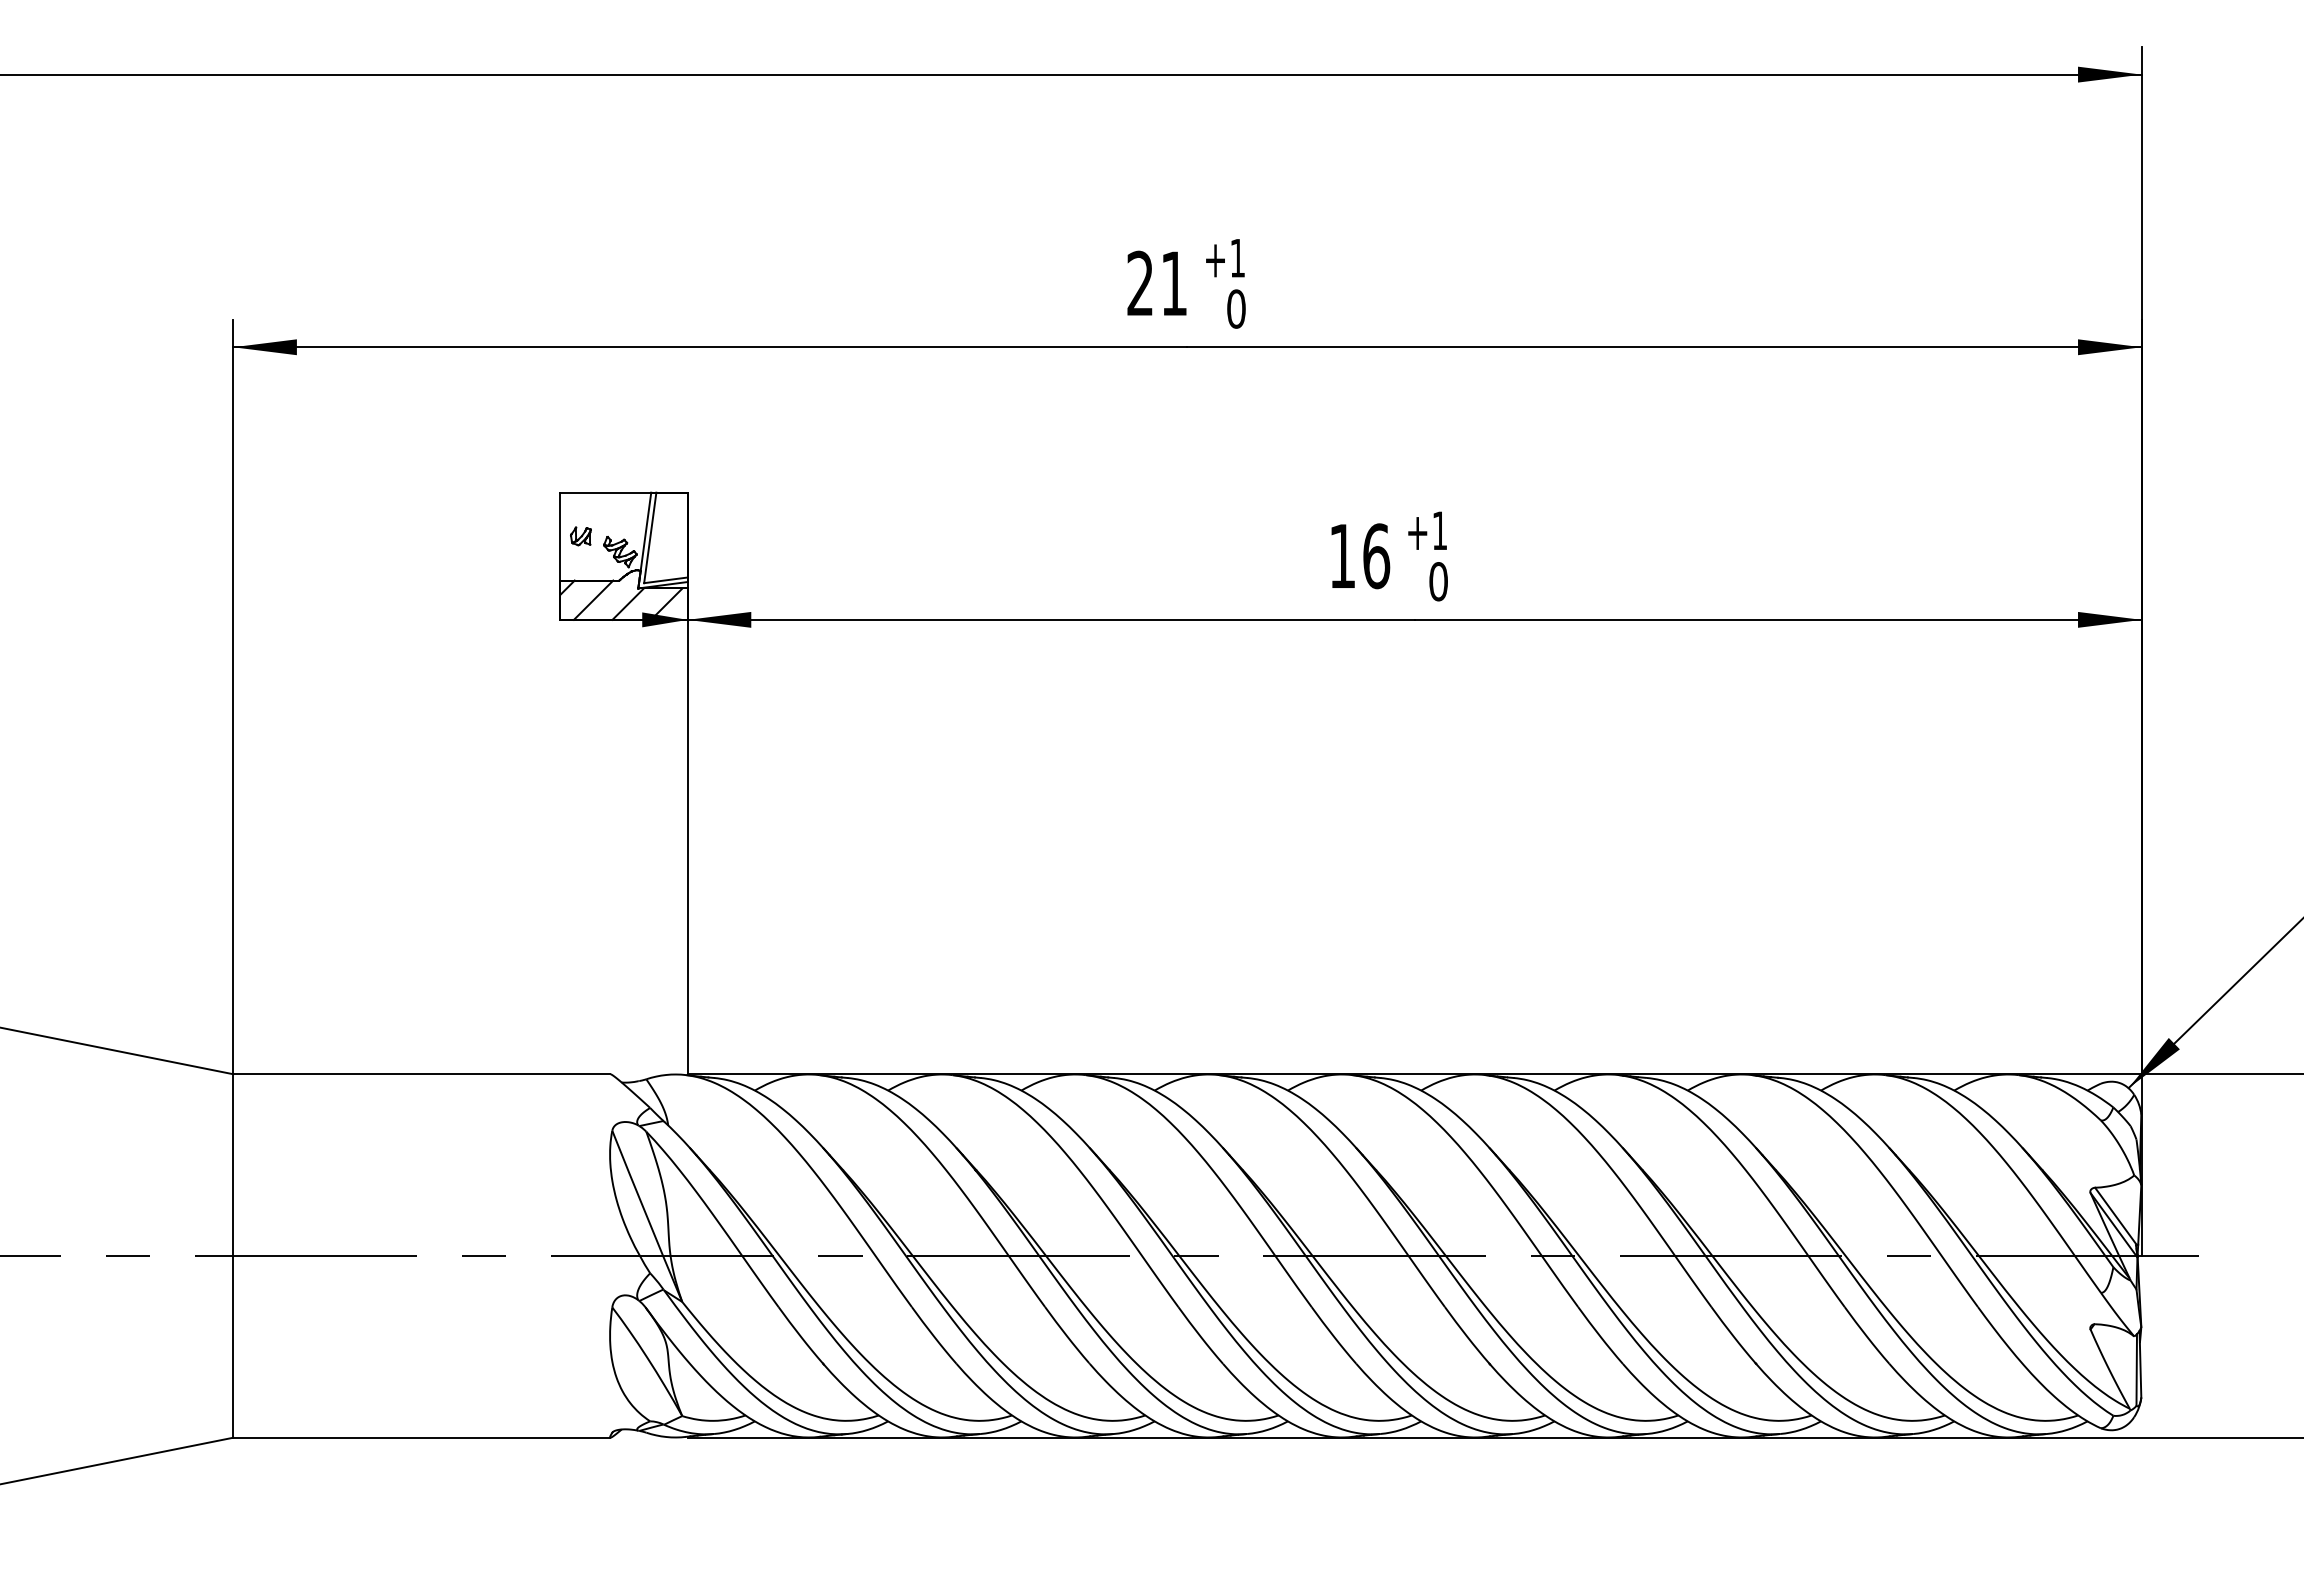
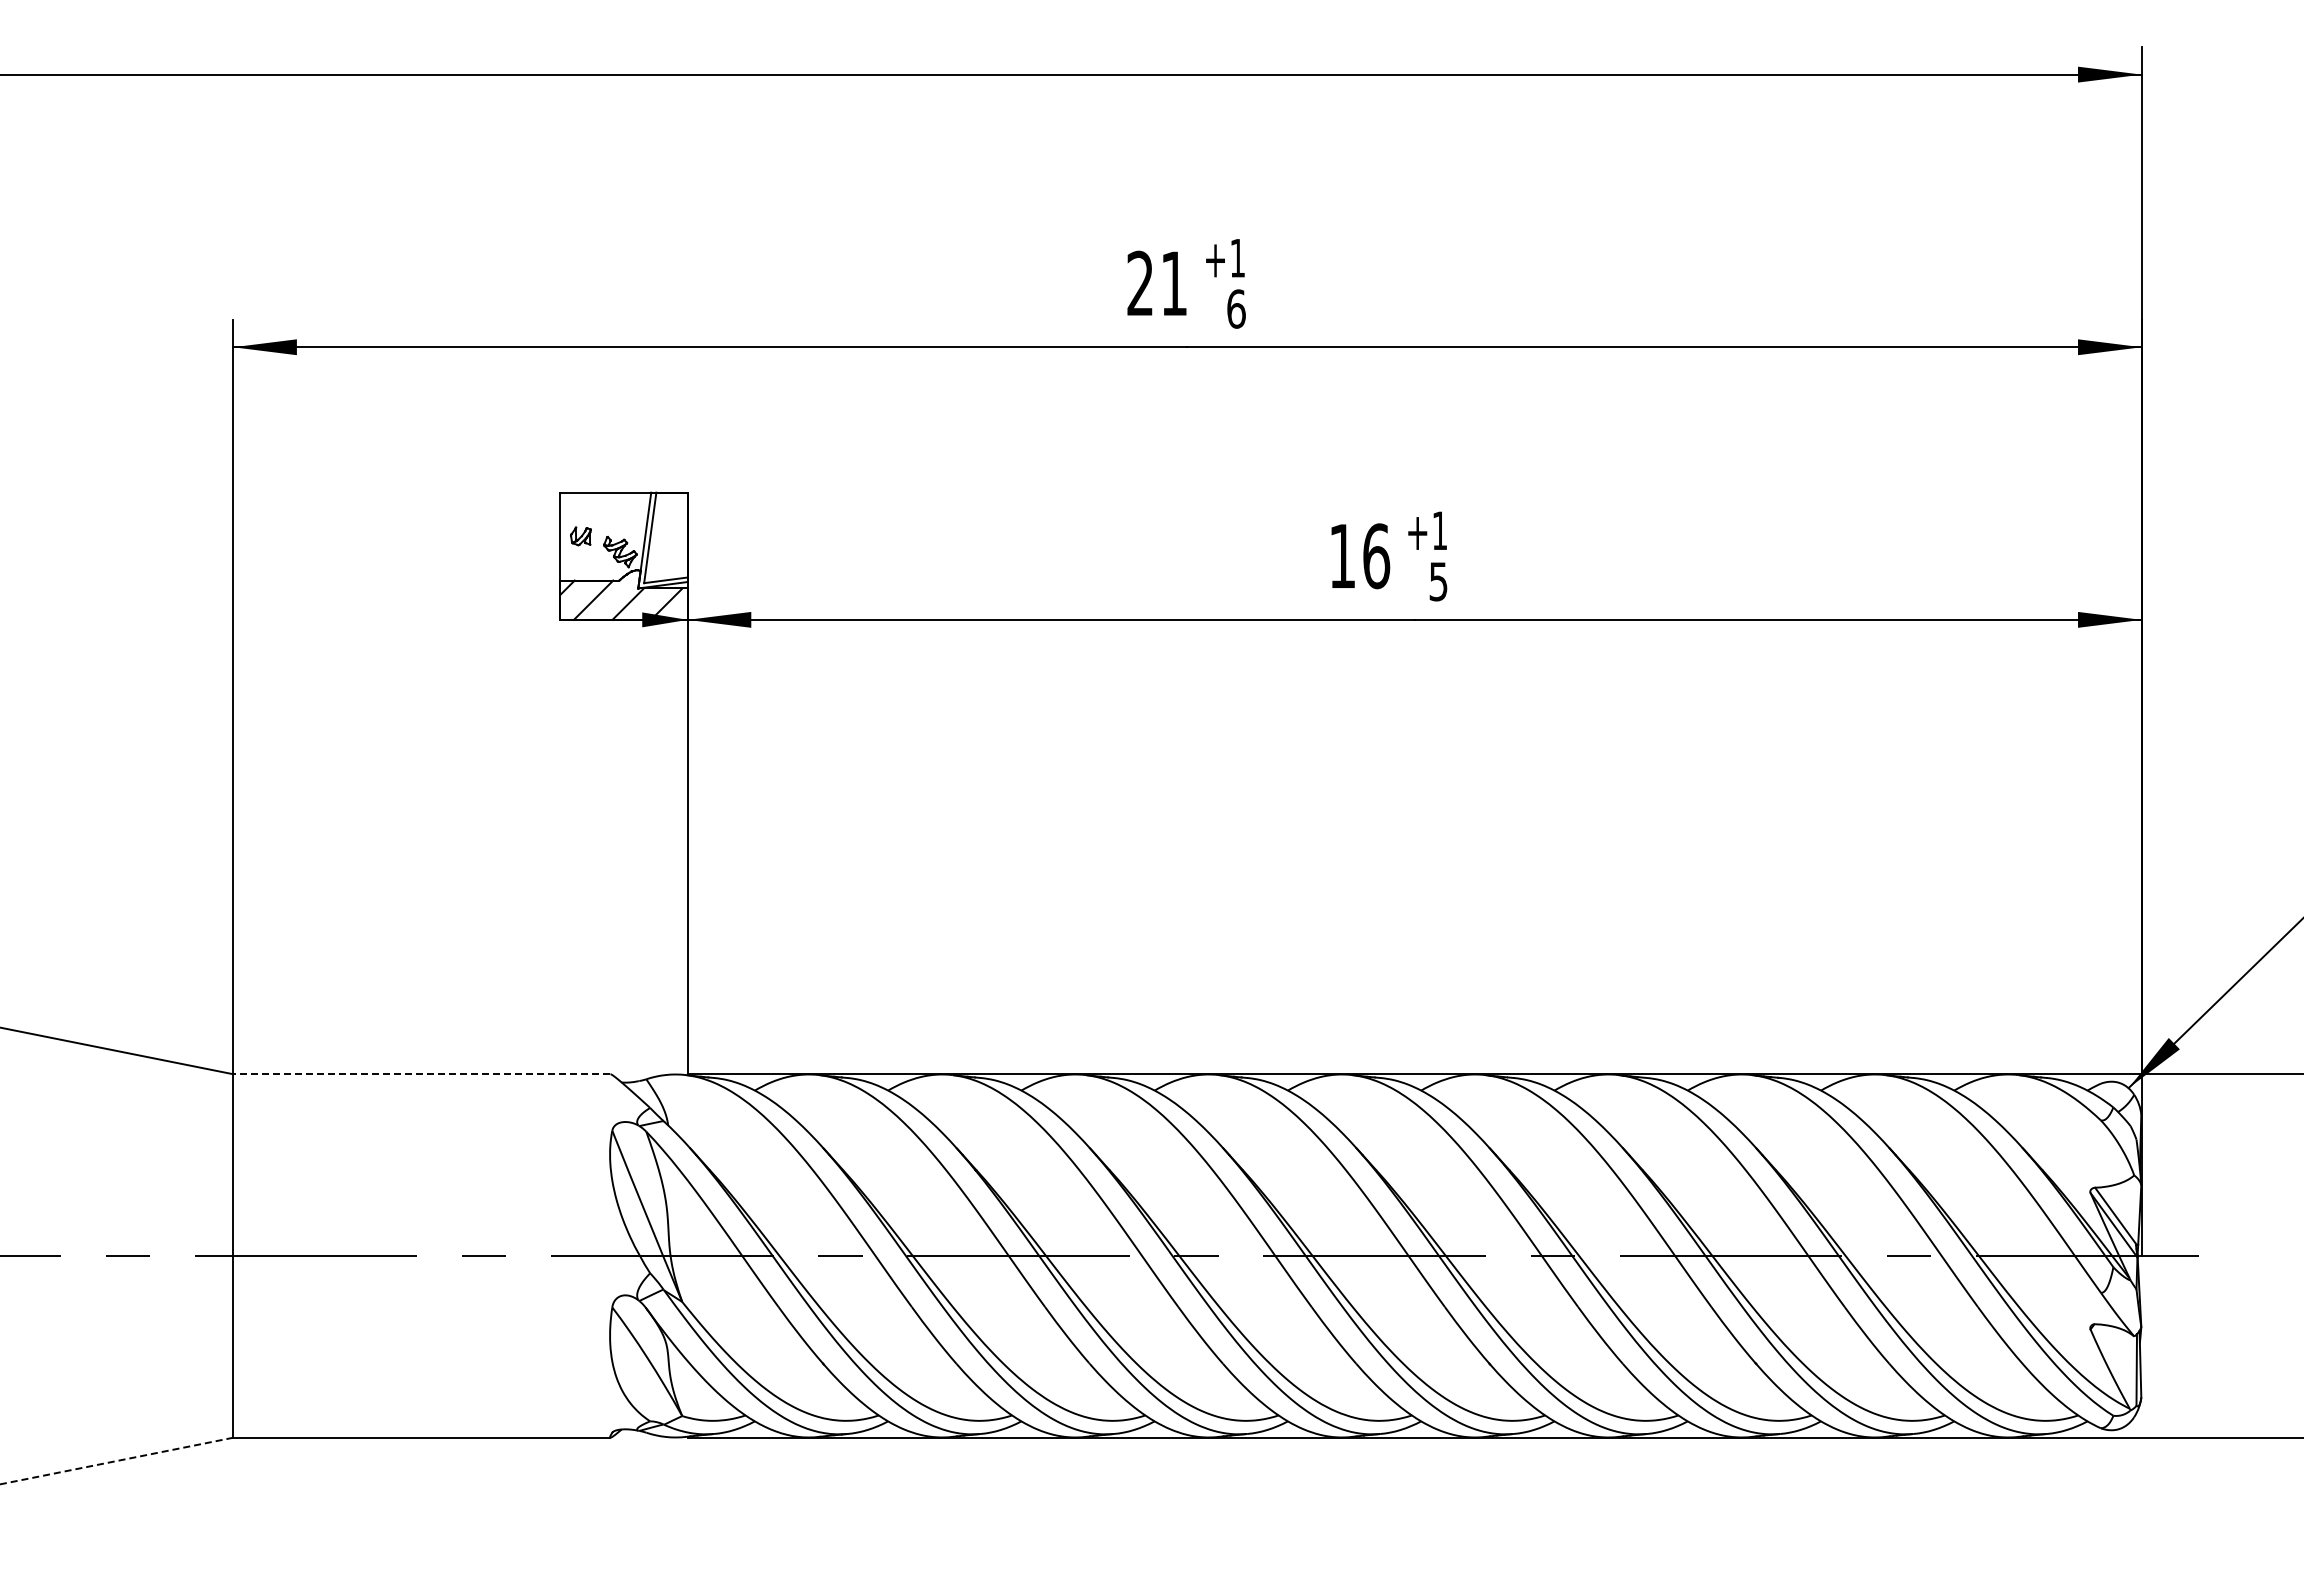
text: 0 -> 6 (1236, 308)
text: 0 -> 5 (1438, 581)
line: solid -> dashed (421, 1074)
line: solid -> dashed (116, 1461)
